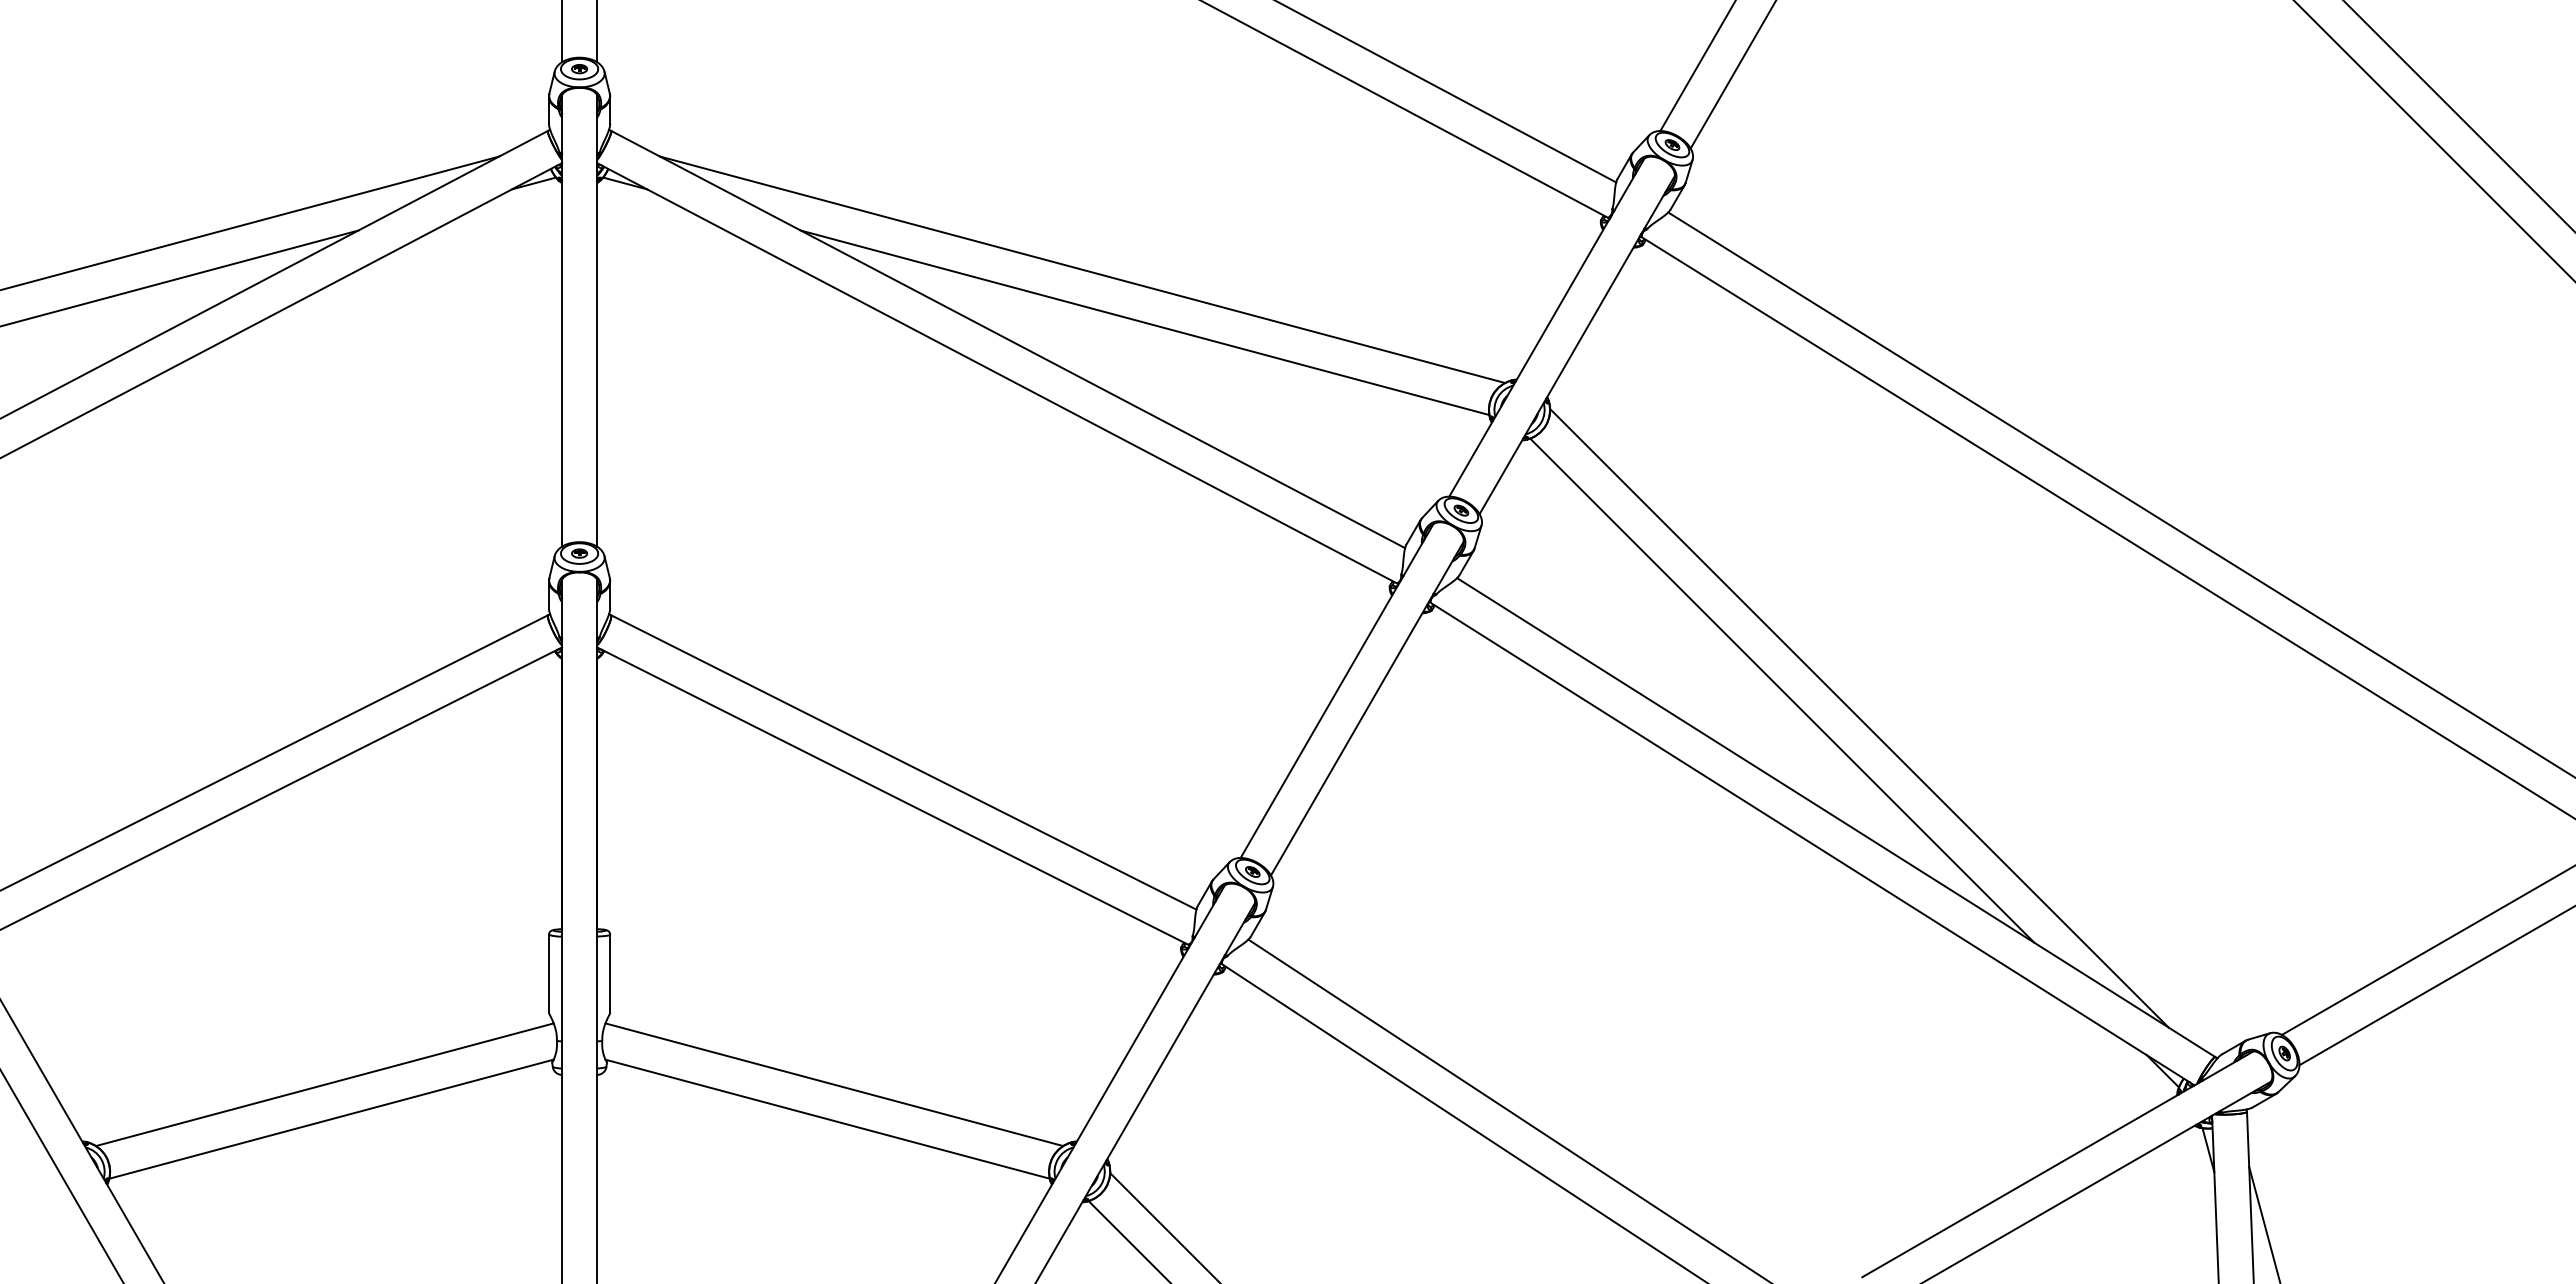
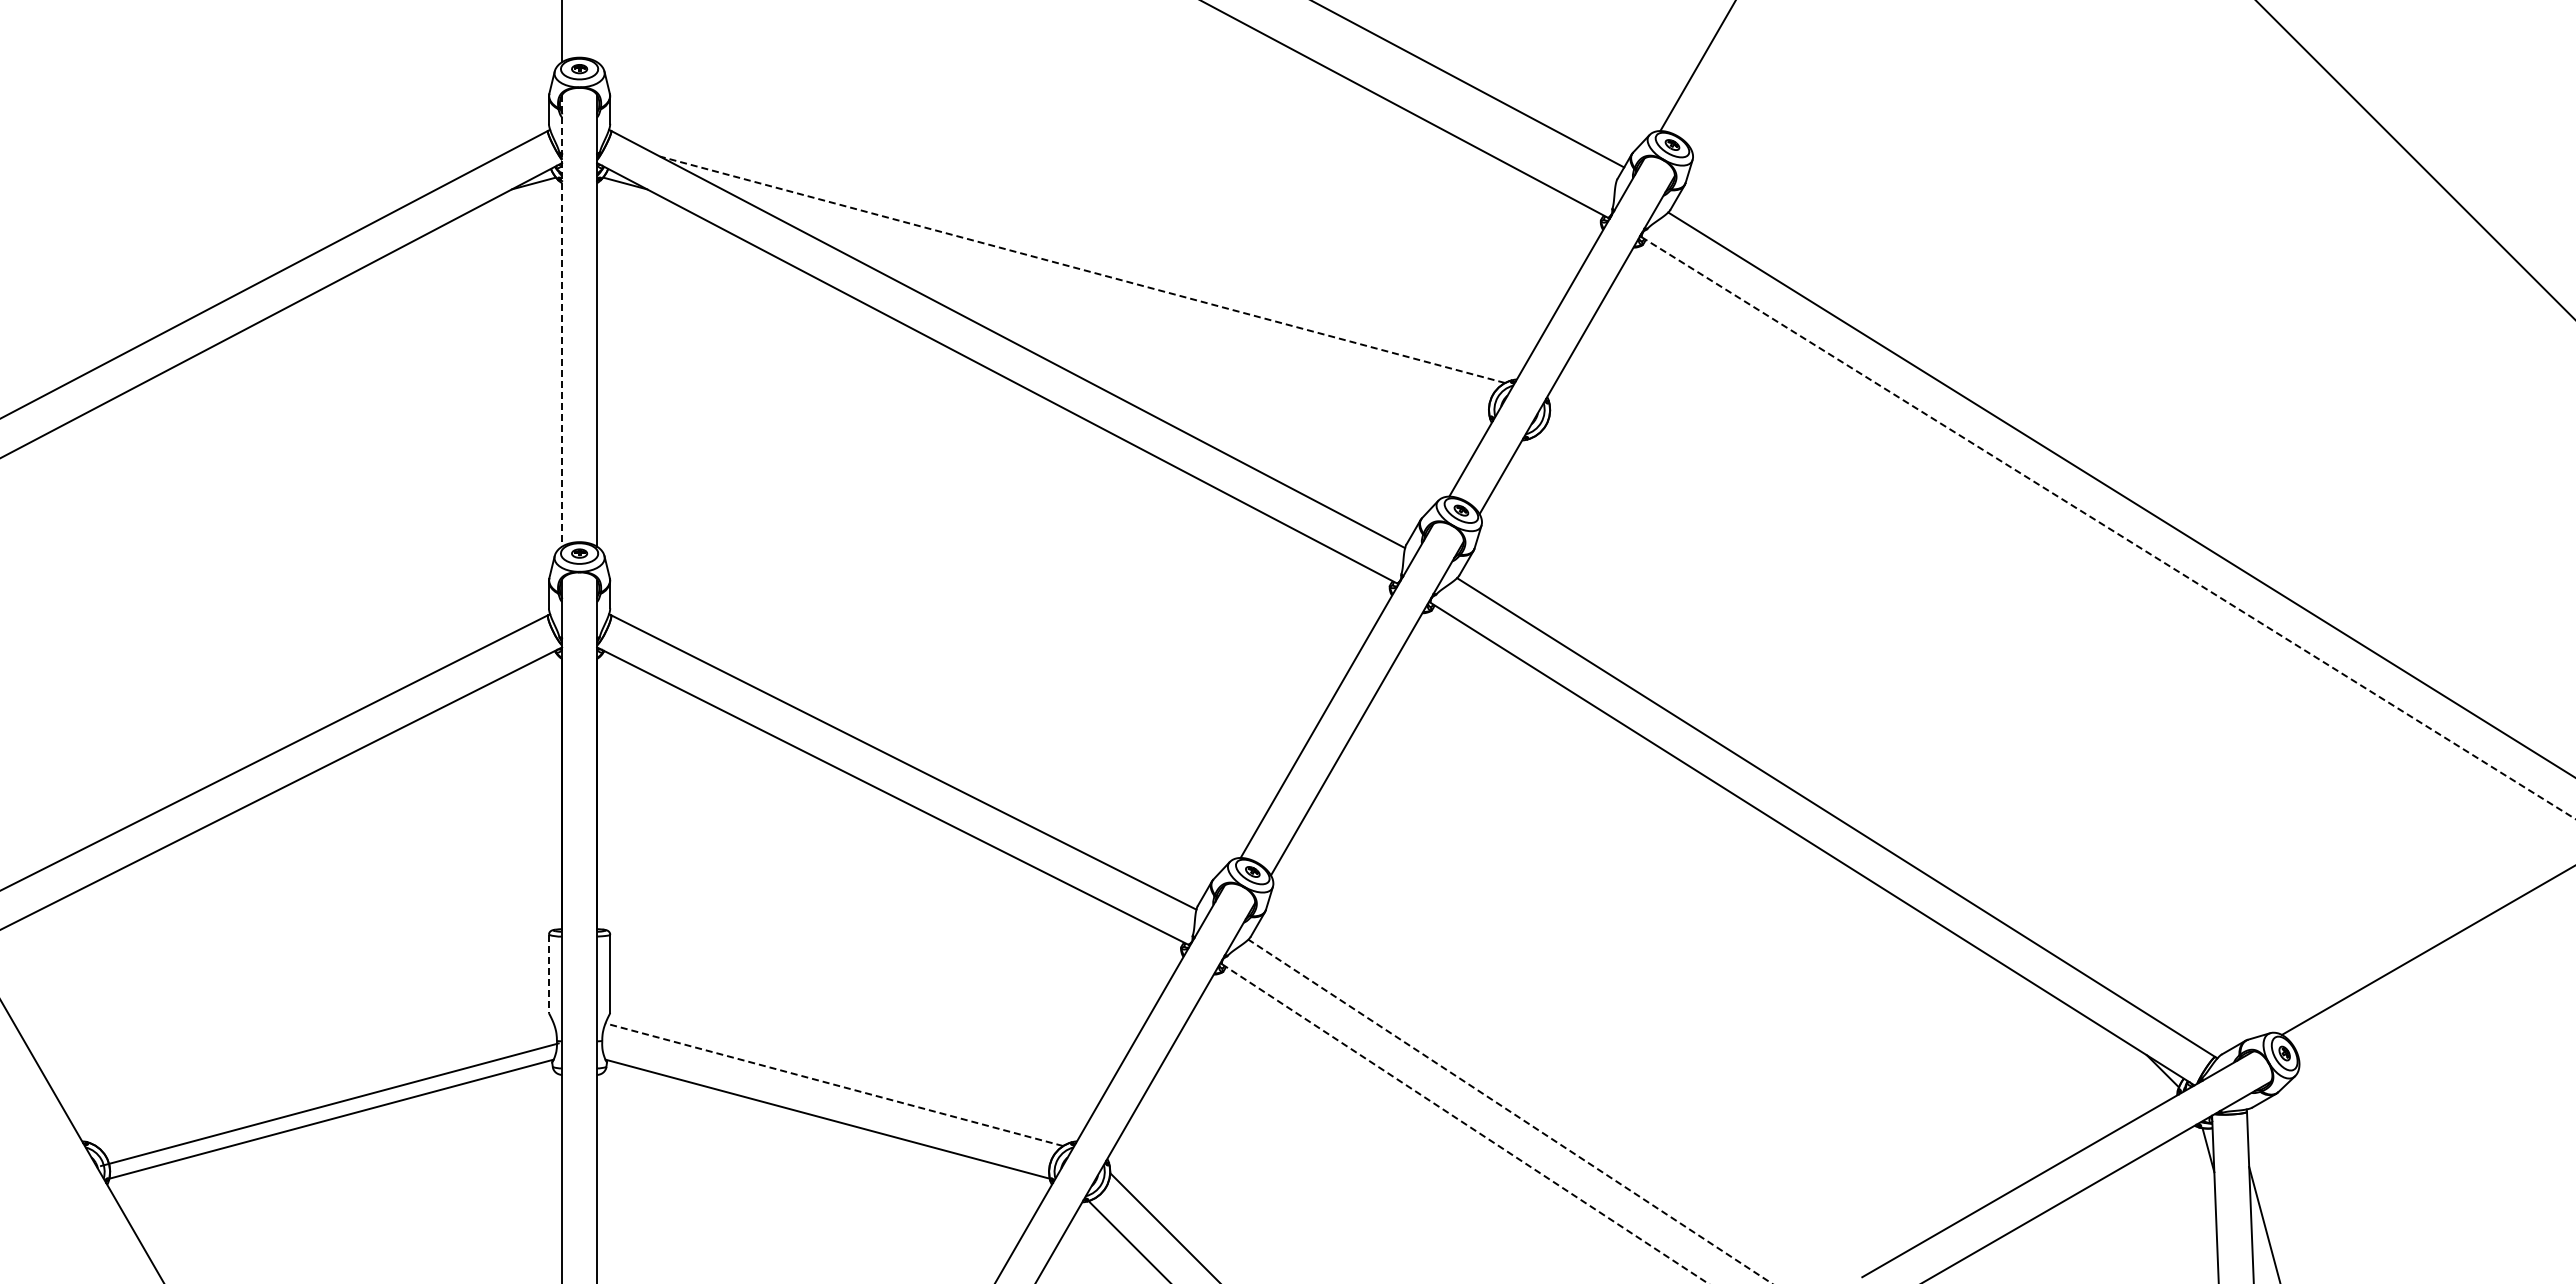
line: present -> none (597, 32)
line: present -> none (1732, 75)
line position: (1447, 92) -> (1469, 84) (1469, 84)
line: present -> none (2458, 116)
line position: (2433, 140) -> (2414, 159) (2414, 159)
line: present -> none (250, 222)
line: solid -> dashed (1082, 269)
line: present -> none (180, 277)
line: solid -> dashed (562, 320)
line: present -> none (1144, 322)
line: solid -> dashed (2108, 528)
line: present -> none (1782, 690)
line: present -> none (1859, 718)
line: solid -> dashed (548, 974)
line: present -> none (2435, 986)
line position: (324, 1084) -> (329, 1104) (329, 1104)
line: solid -> dashed (834, 1084)
line: solid -> dashed (1509, 1111)
line: solid -> dashed (1465, 1124)
line: present -> none (62, 1176)
